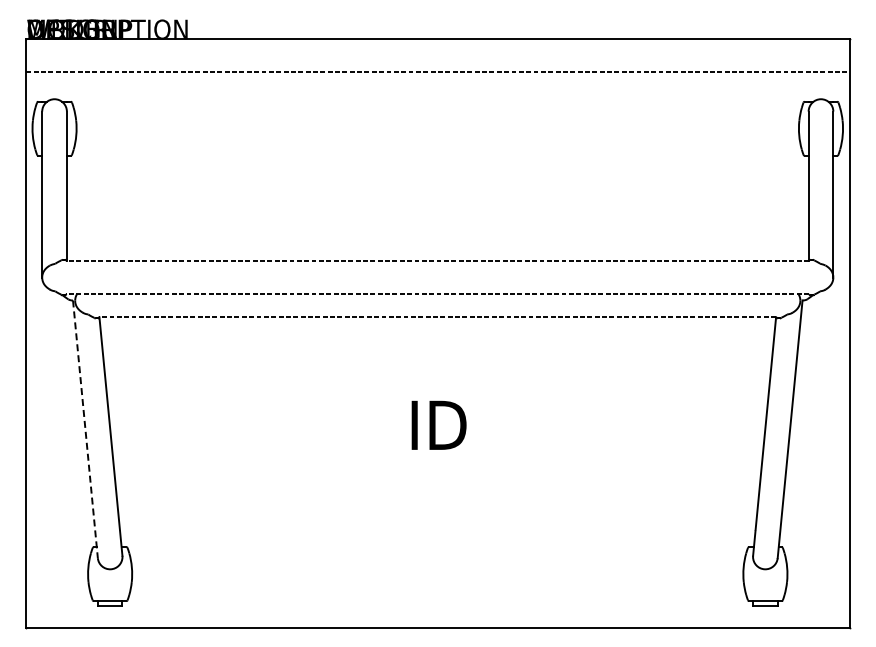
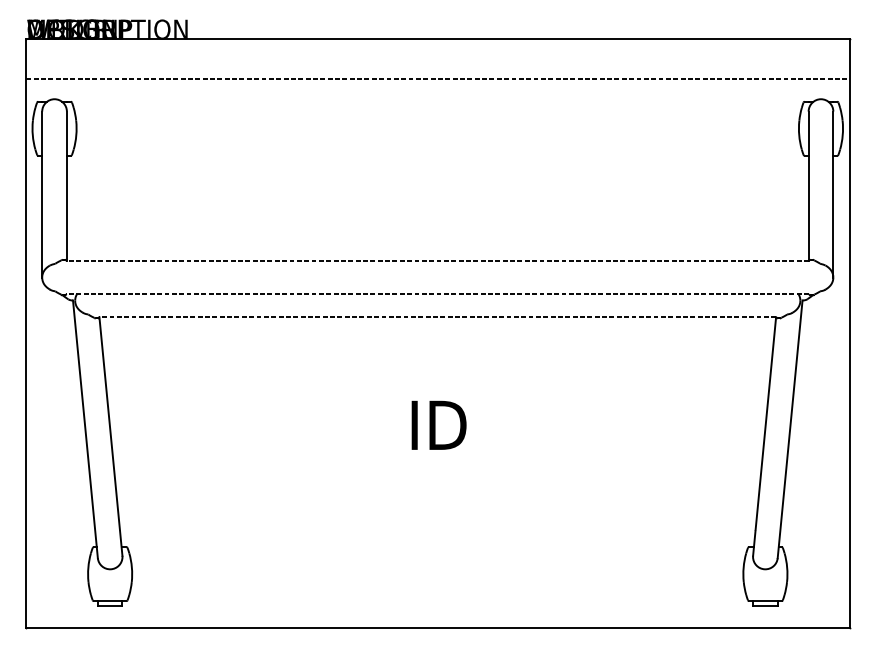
line position: (437, 71) -> (437, 78) (437, 78)
line: dashed -> solid (85, 429)
